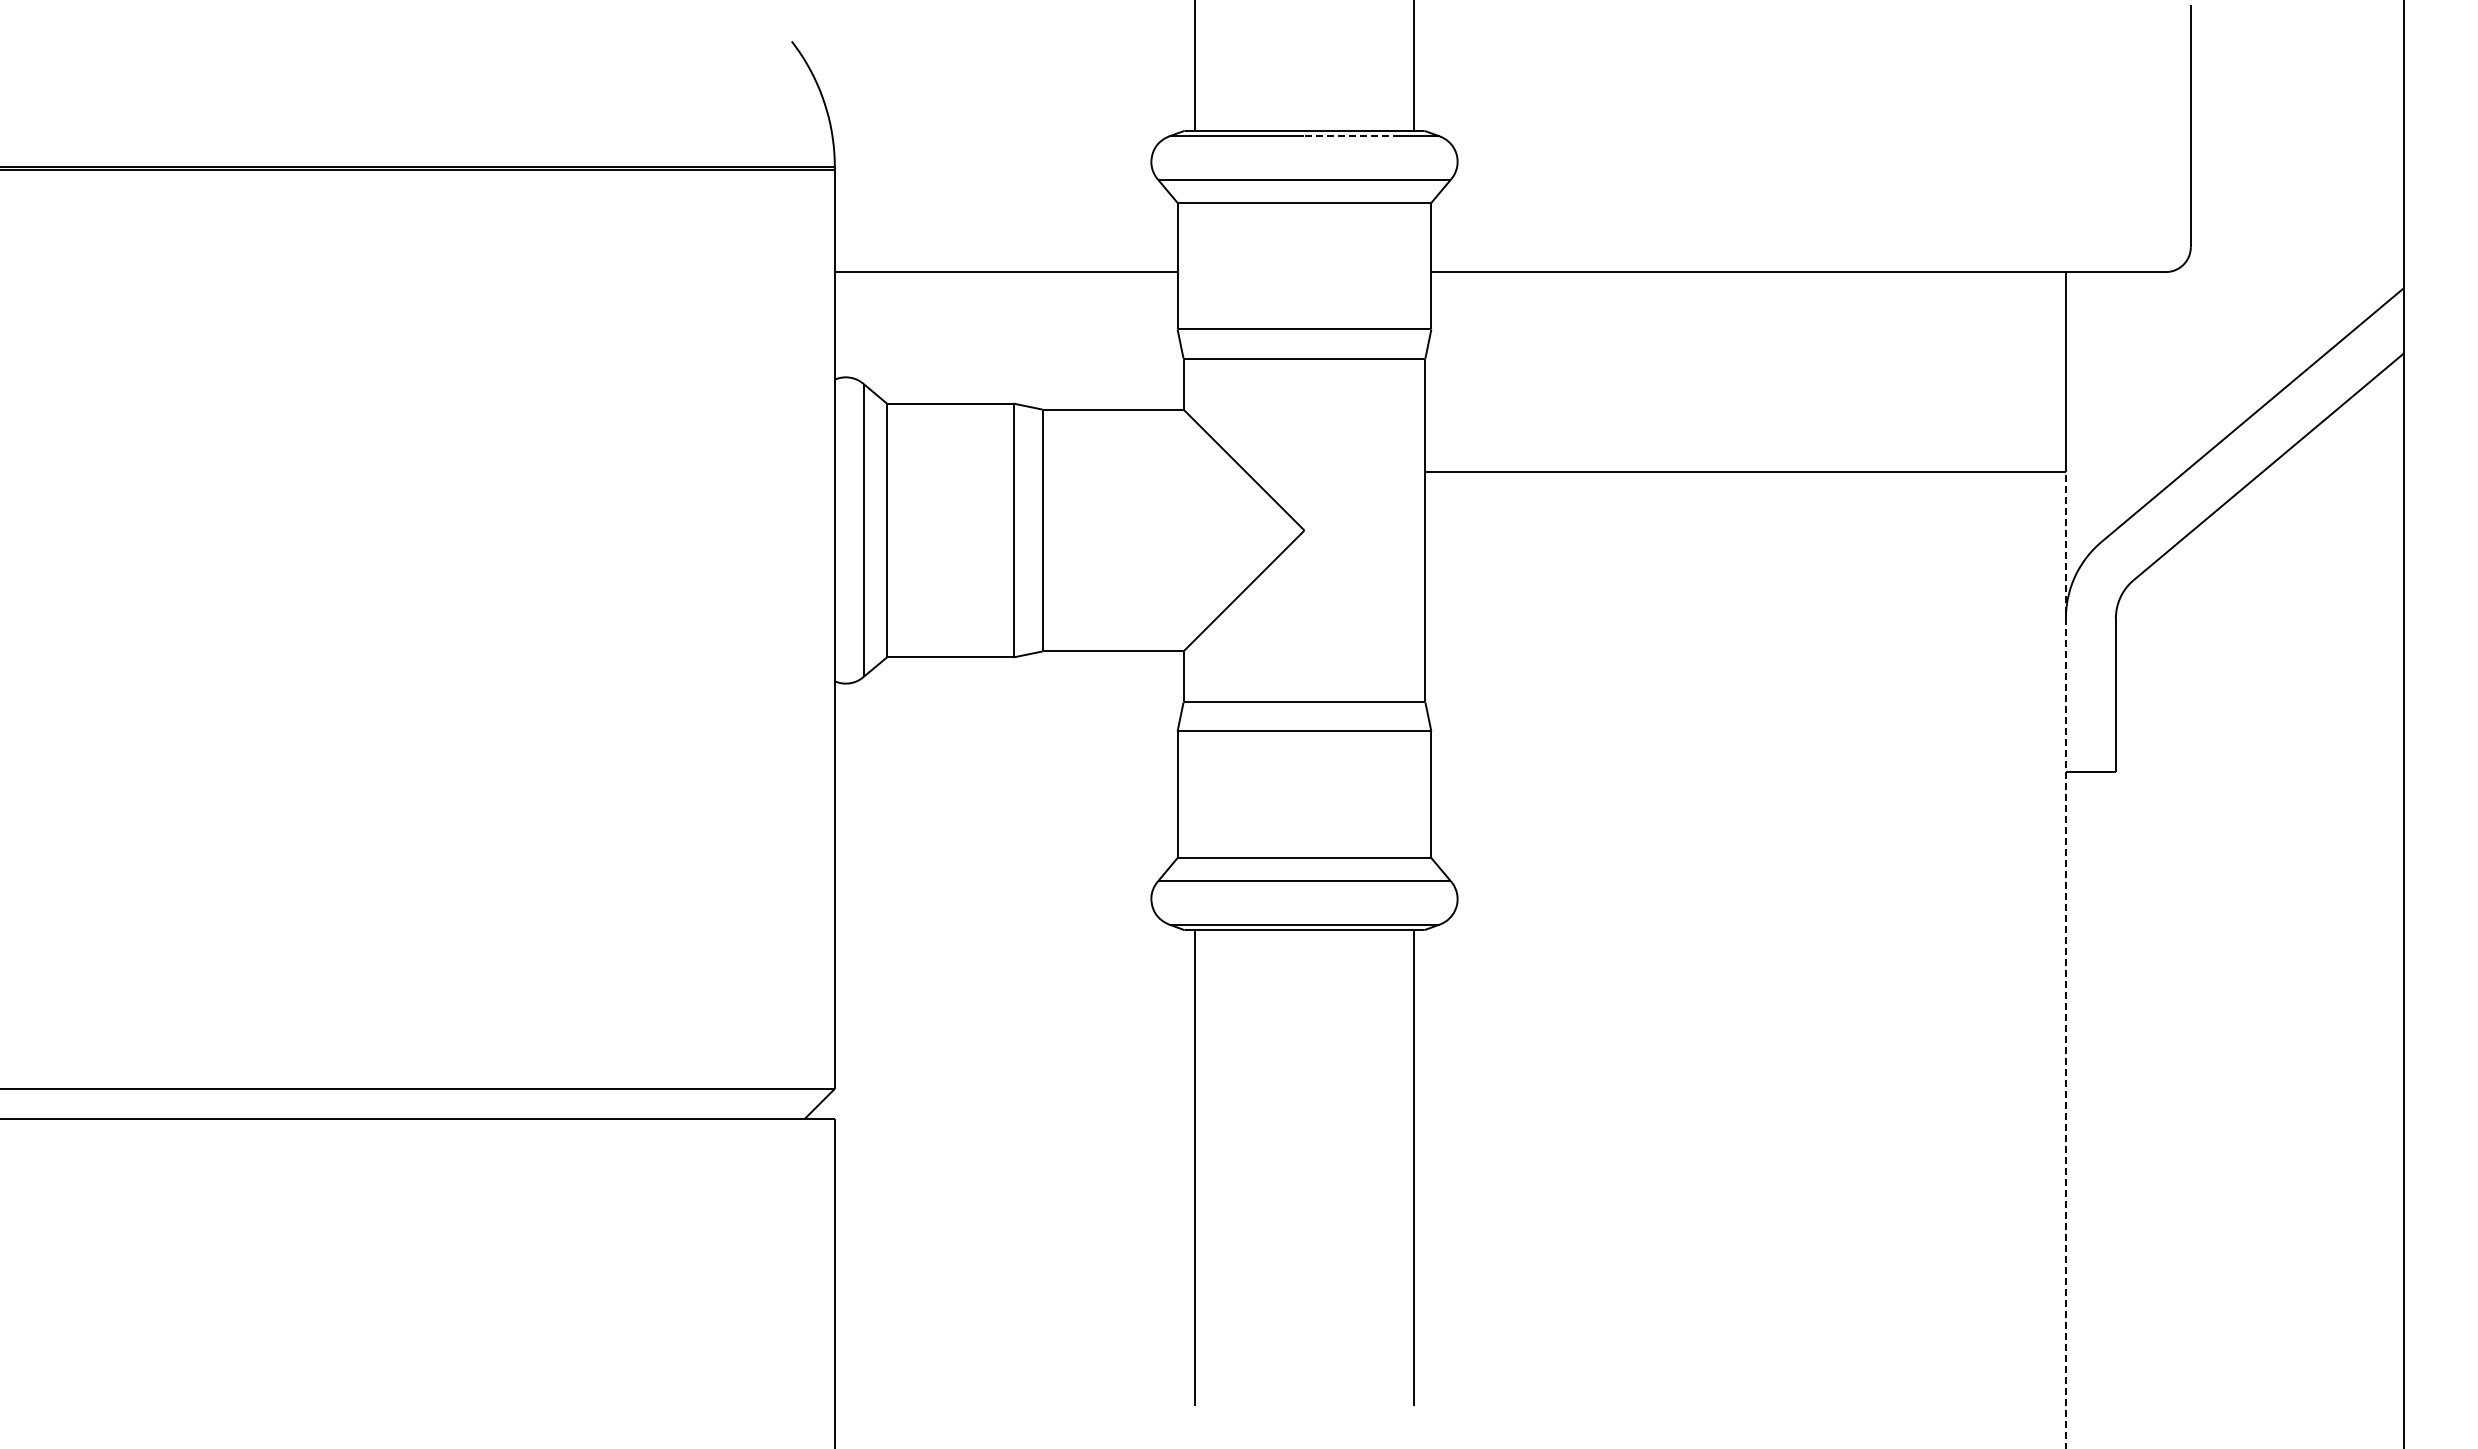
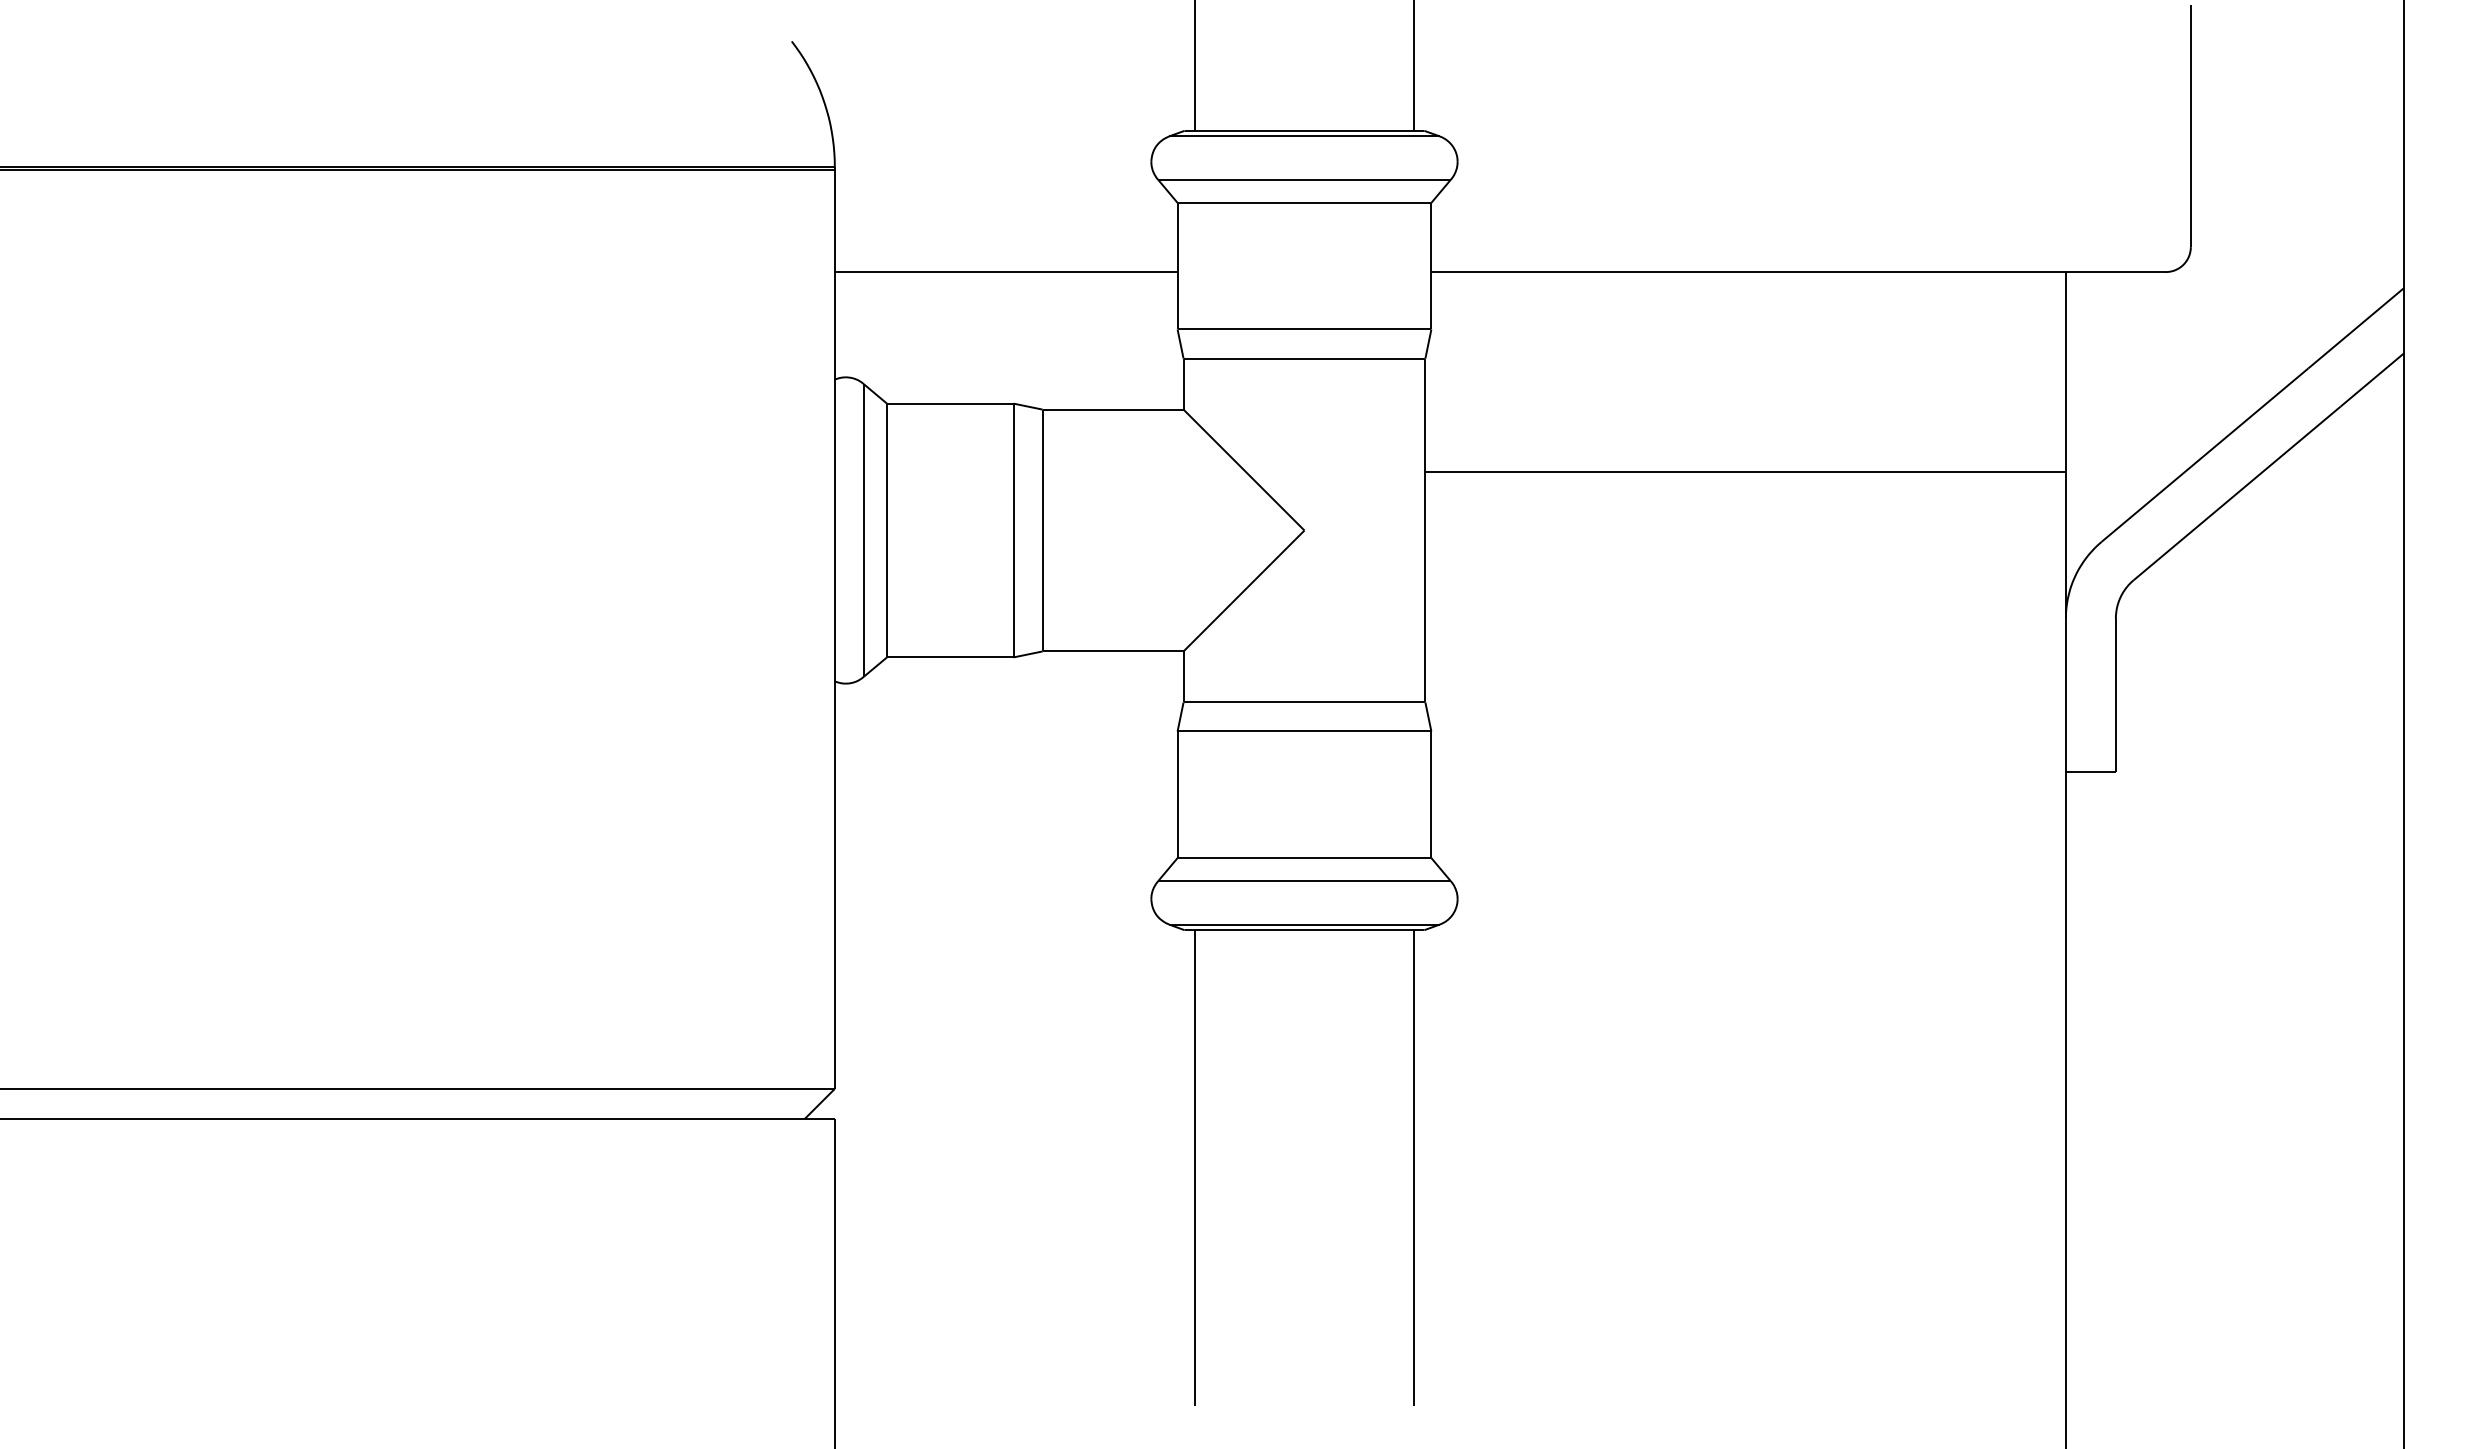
line: dashed -> solid (1352, 136)
line: dashed -> solid (2065, 959)
